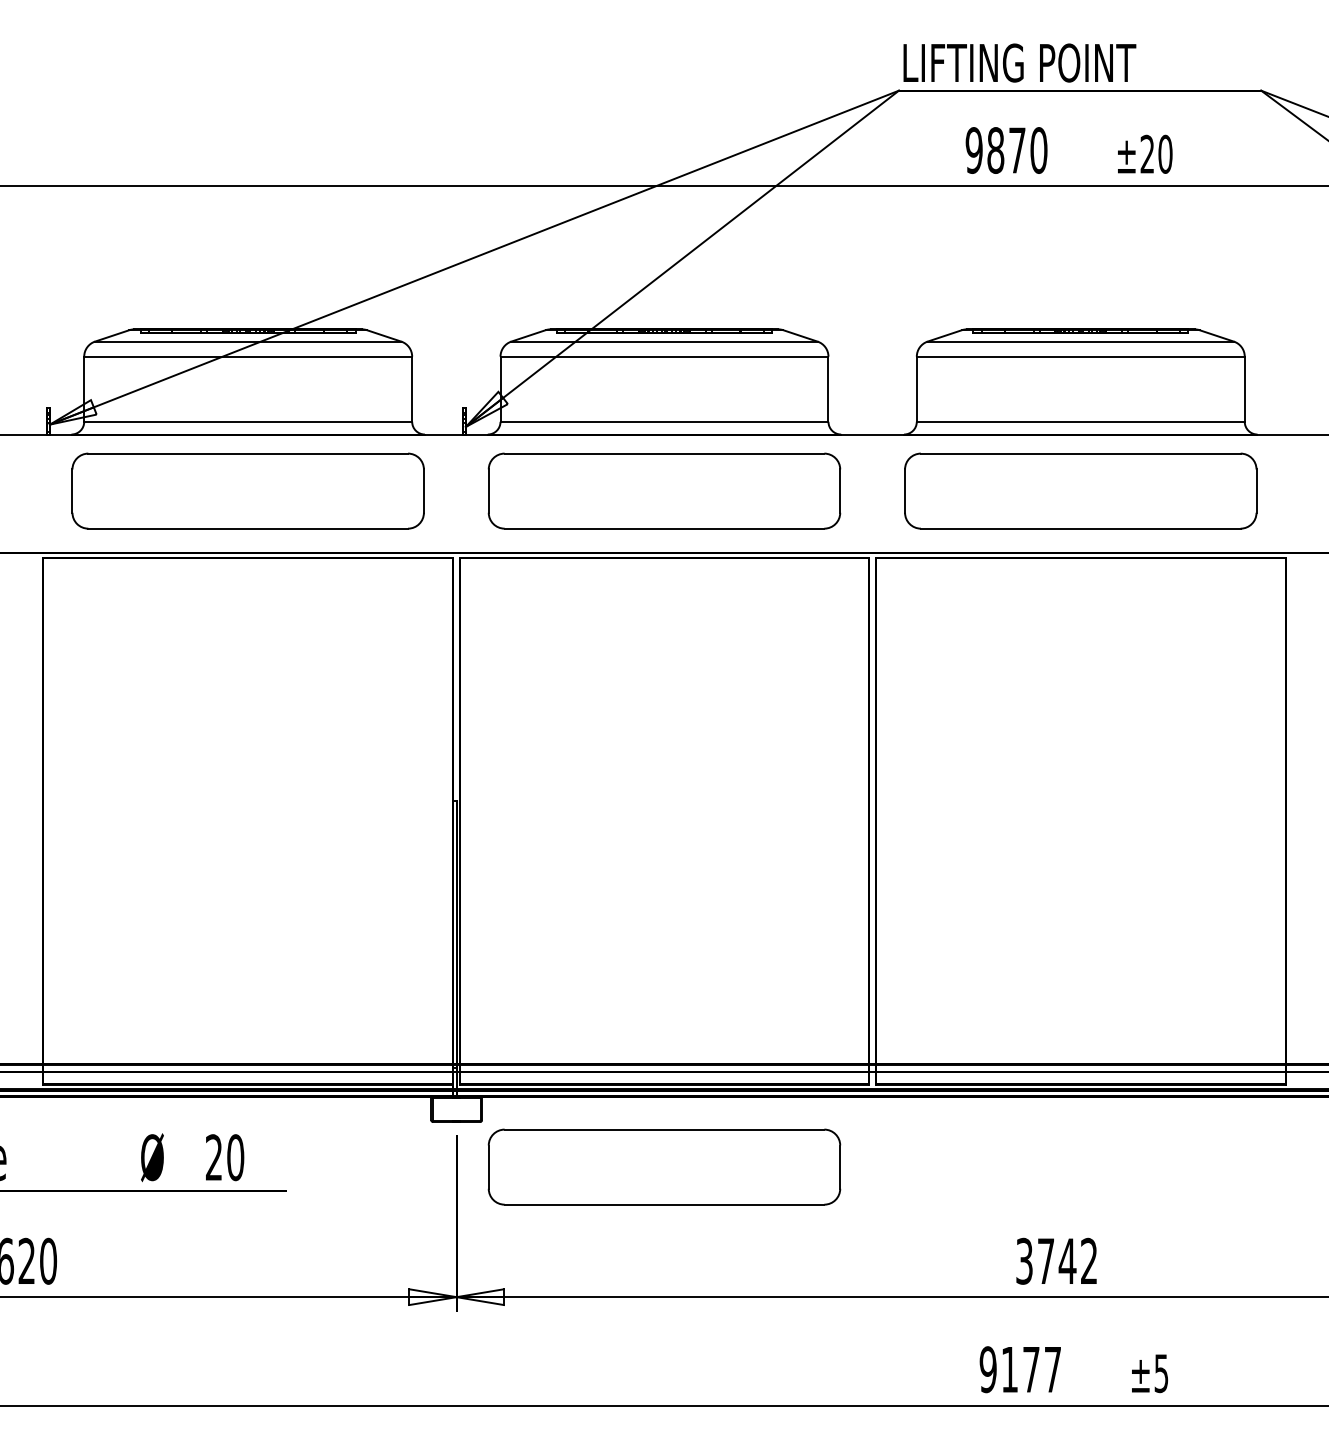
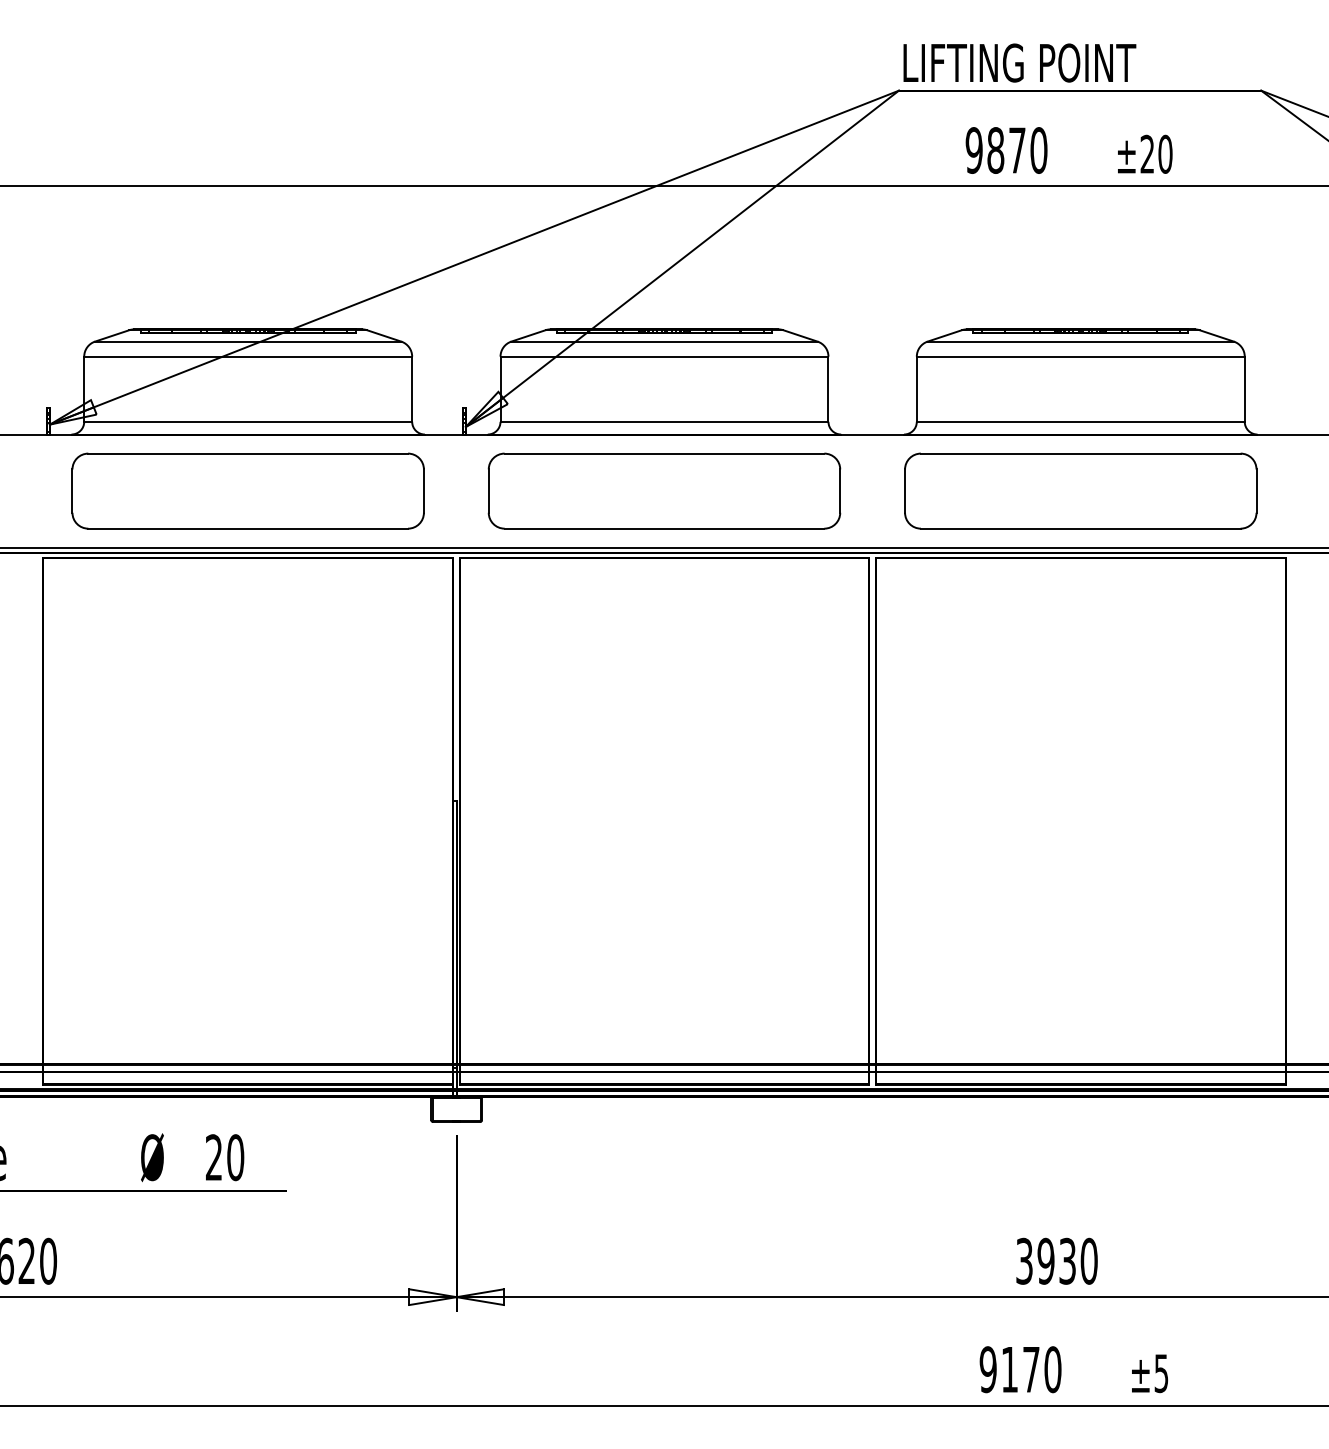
line: none -> present (663, 547)
part: present -> none (664, 1166)
text: 3742 -> 3930 (1067, 1260)
text: 9177 -> 9170 (1052, 1369)
